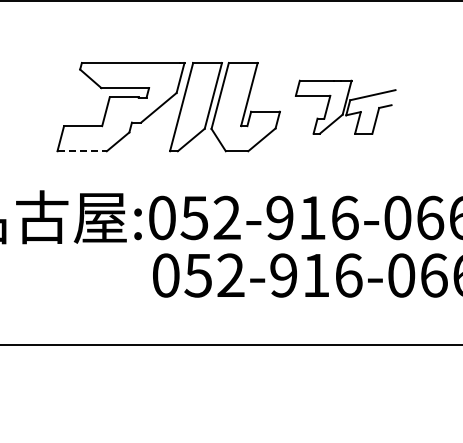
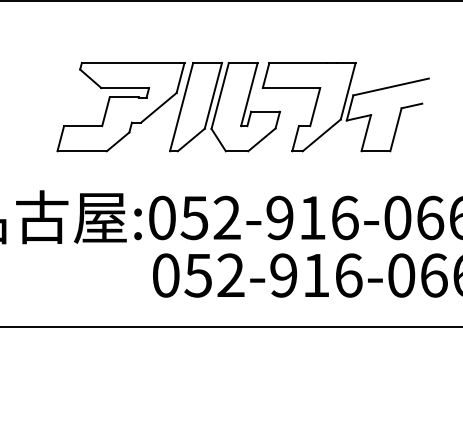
part size: 103x56 px -> 169x91 px (345, 107)
line: dashed -> solid (82, 151)
line position: (230, 345) -> (230, 327) (230, 327)
